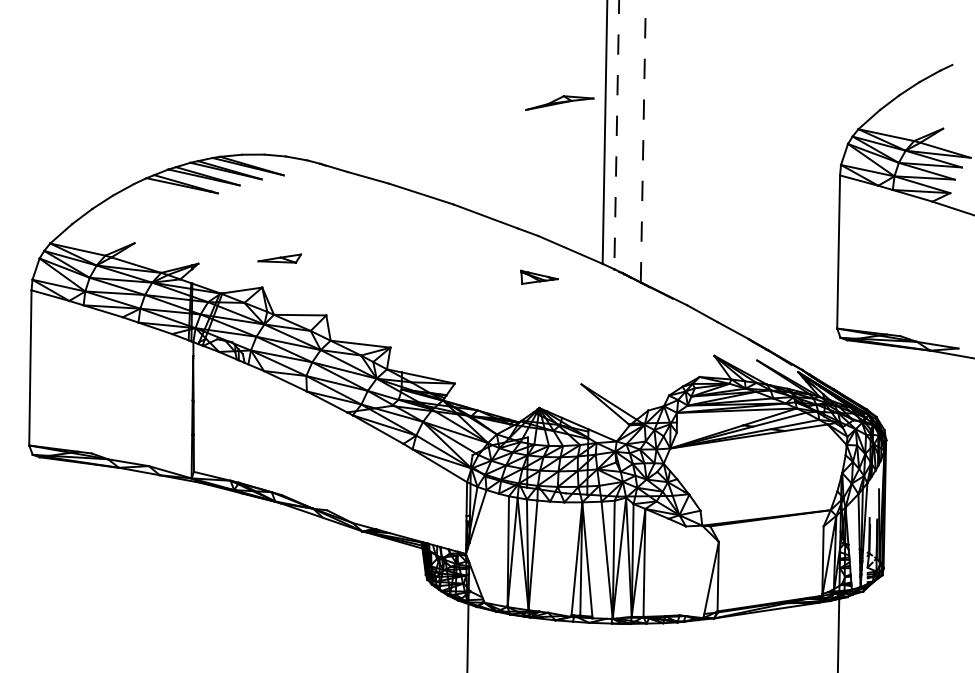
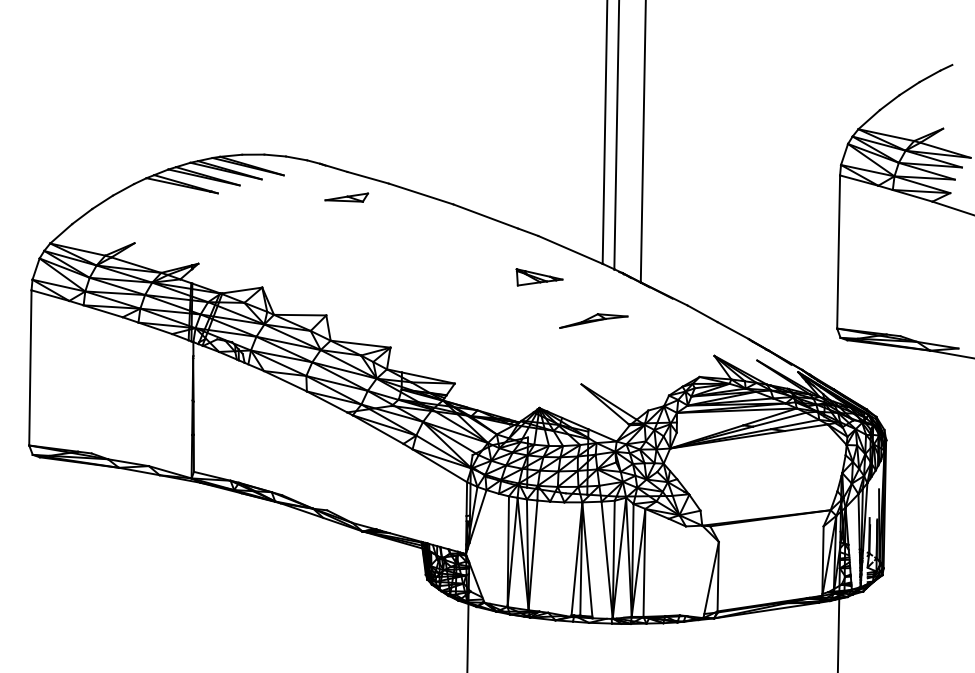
part position: (559, 102) -> (593, 320) (593, 320)
line: dashed -> solid (616, 135)
line: dashed -> solid (643, 141)
part position: (279, 258) -> (346, 197) (346, 197)
part size: 39x16 px -> 49x19 px (539, 277)
